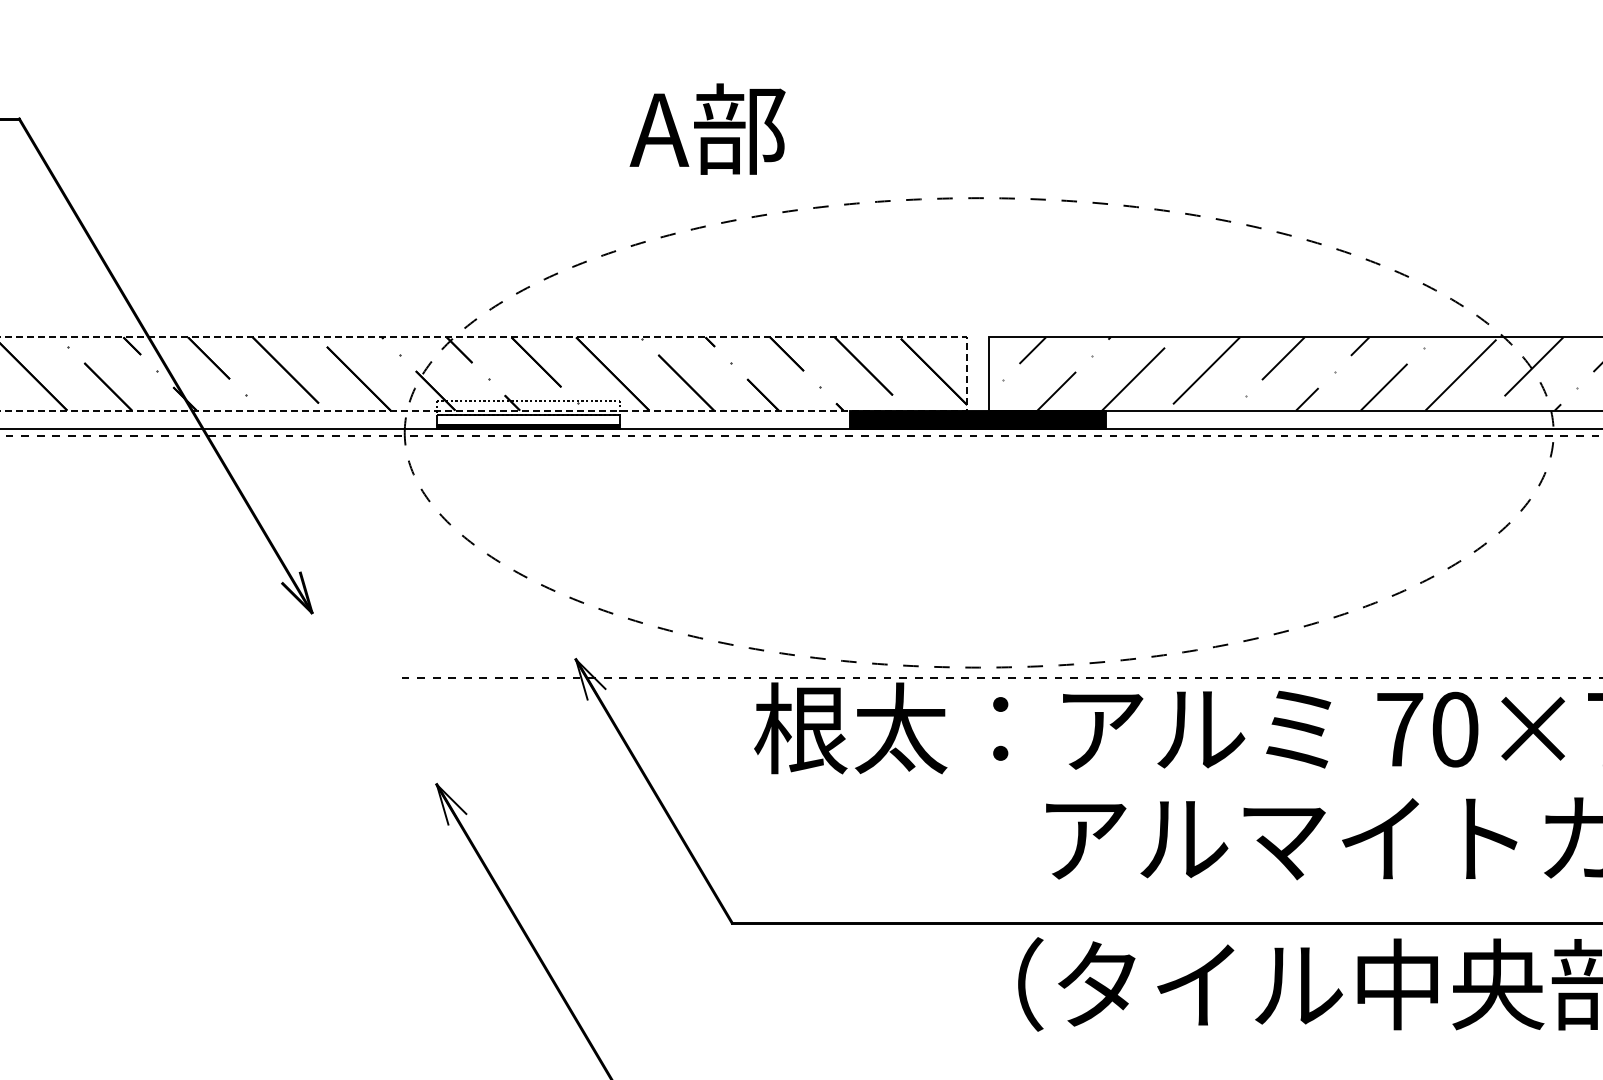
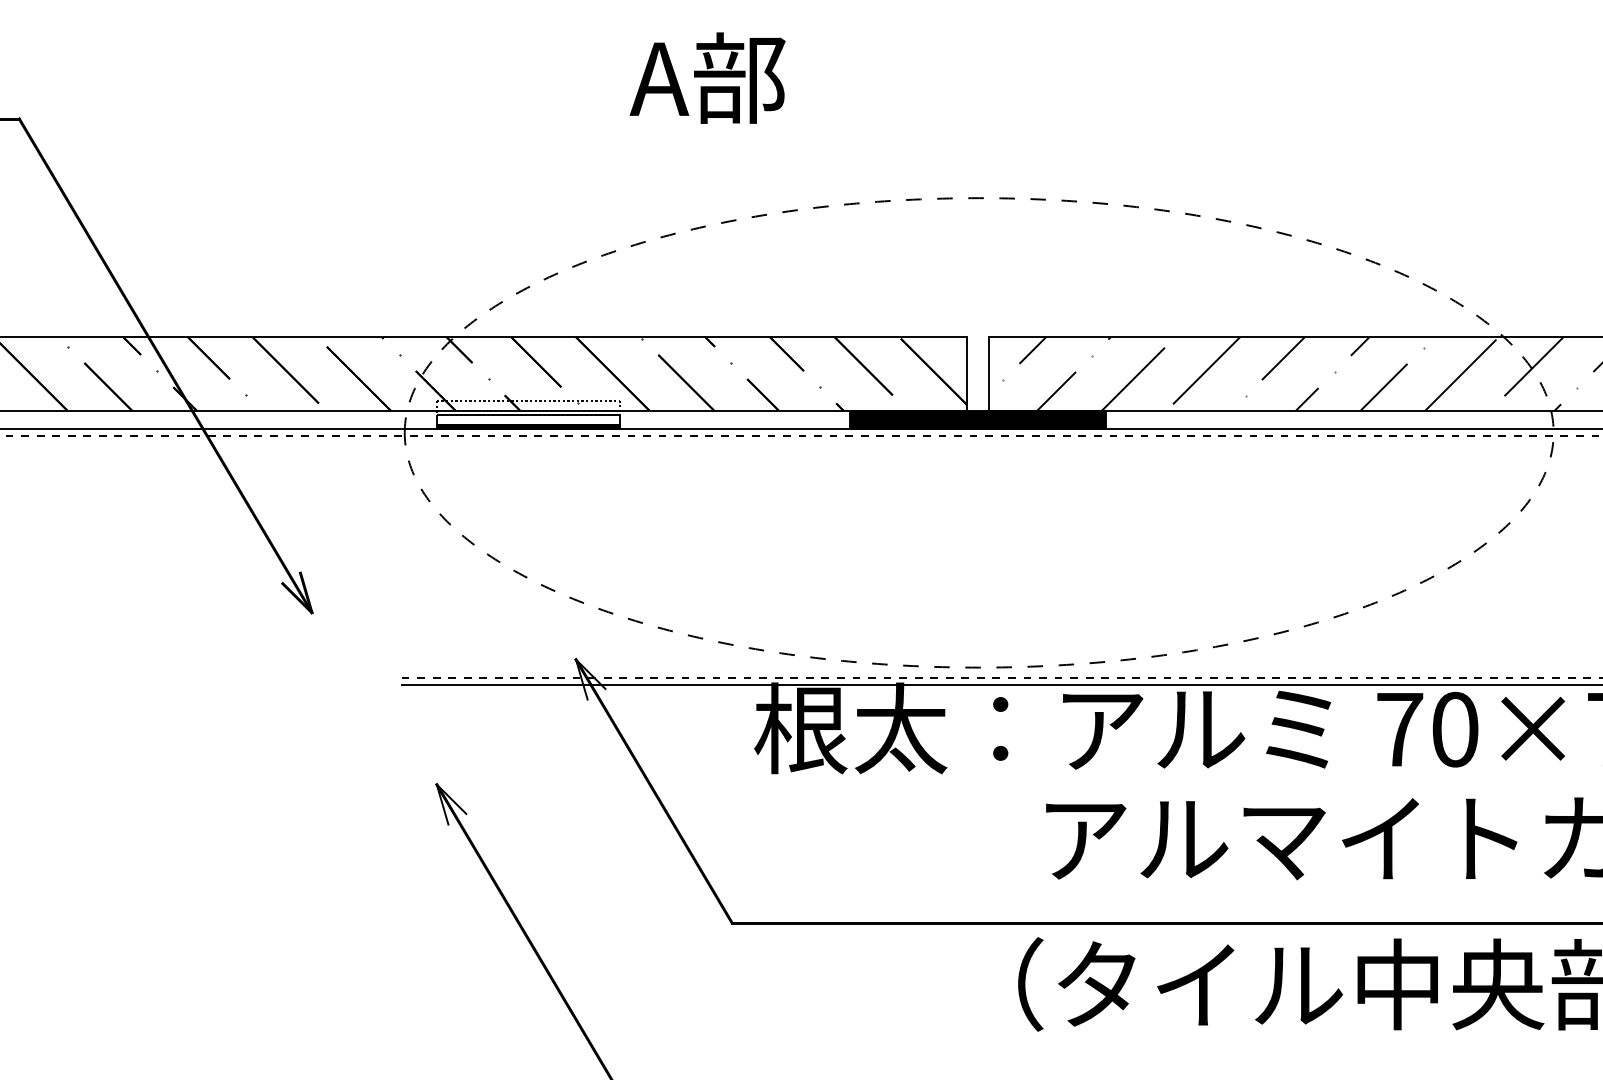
text position: (707, 128) -> (707, 77) (707, 77)
line: dashed -> solid (967, 374)
line: none -> present (1000, 684)
